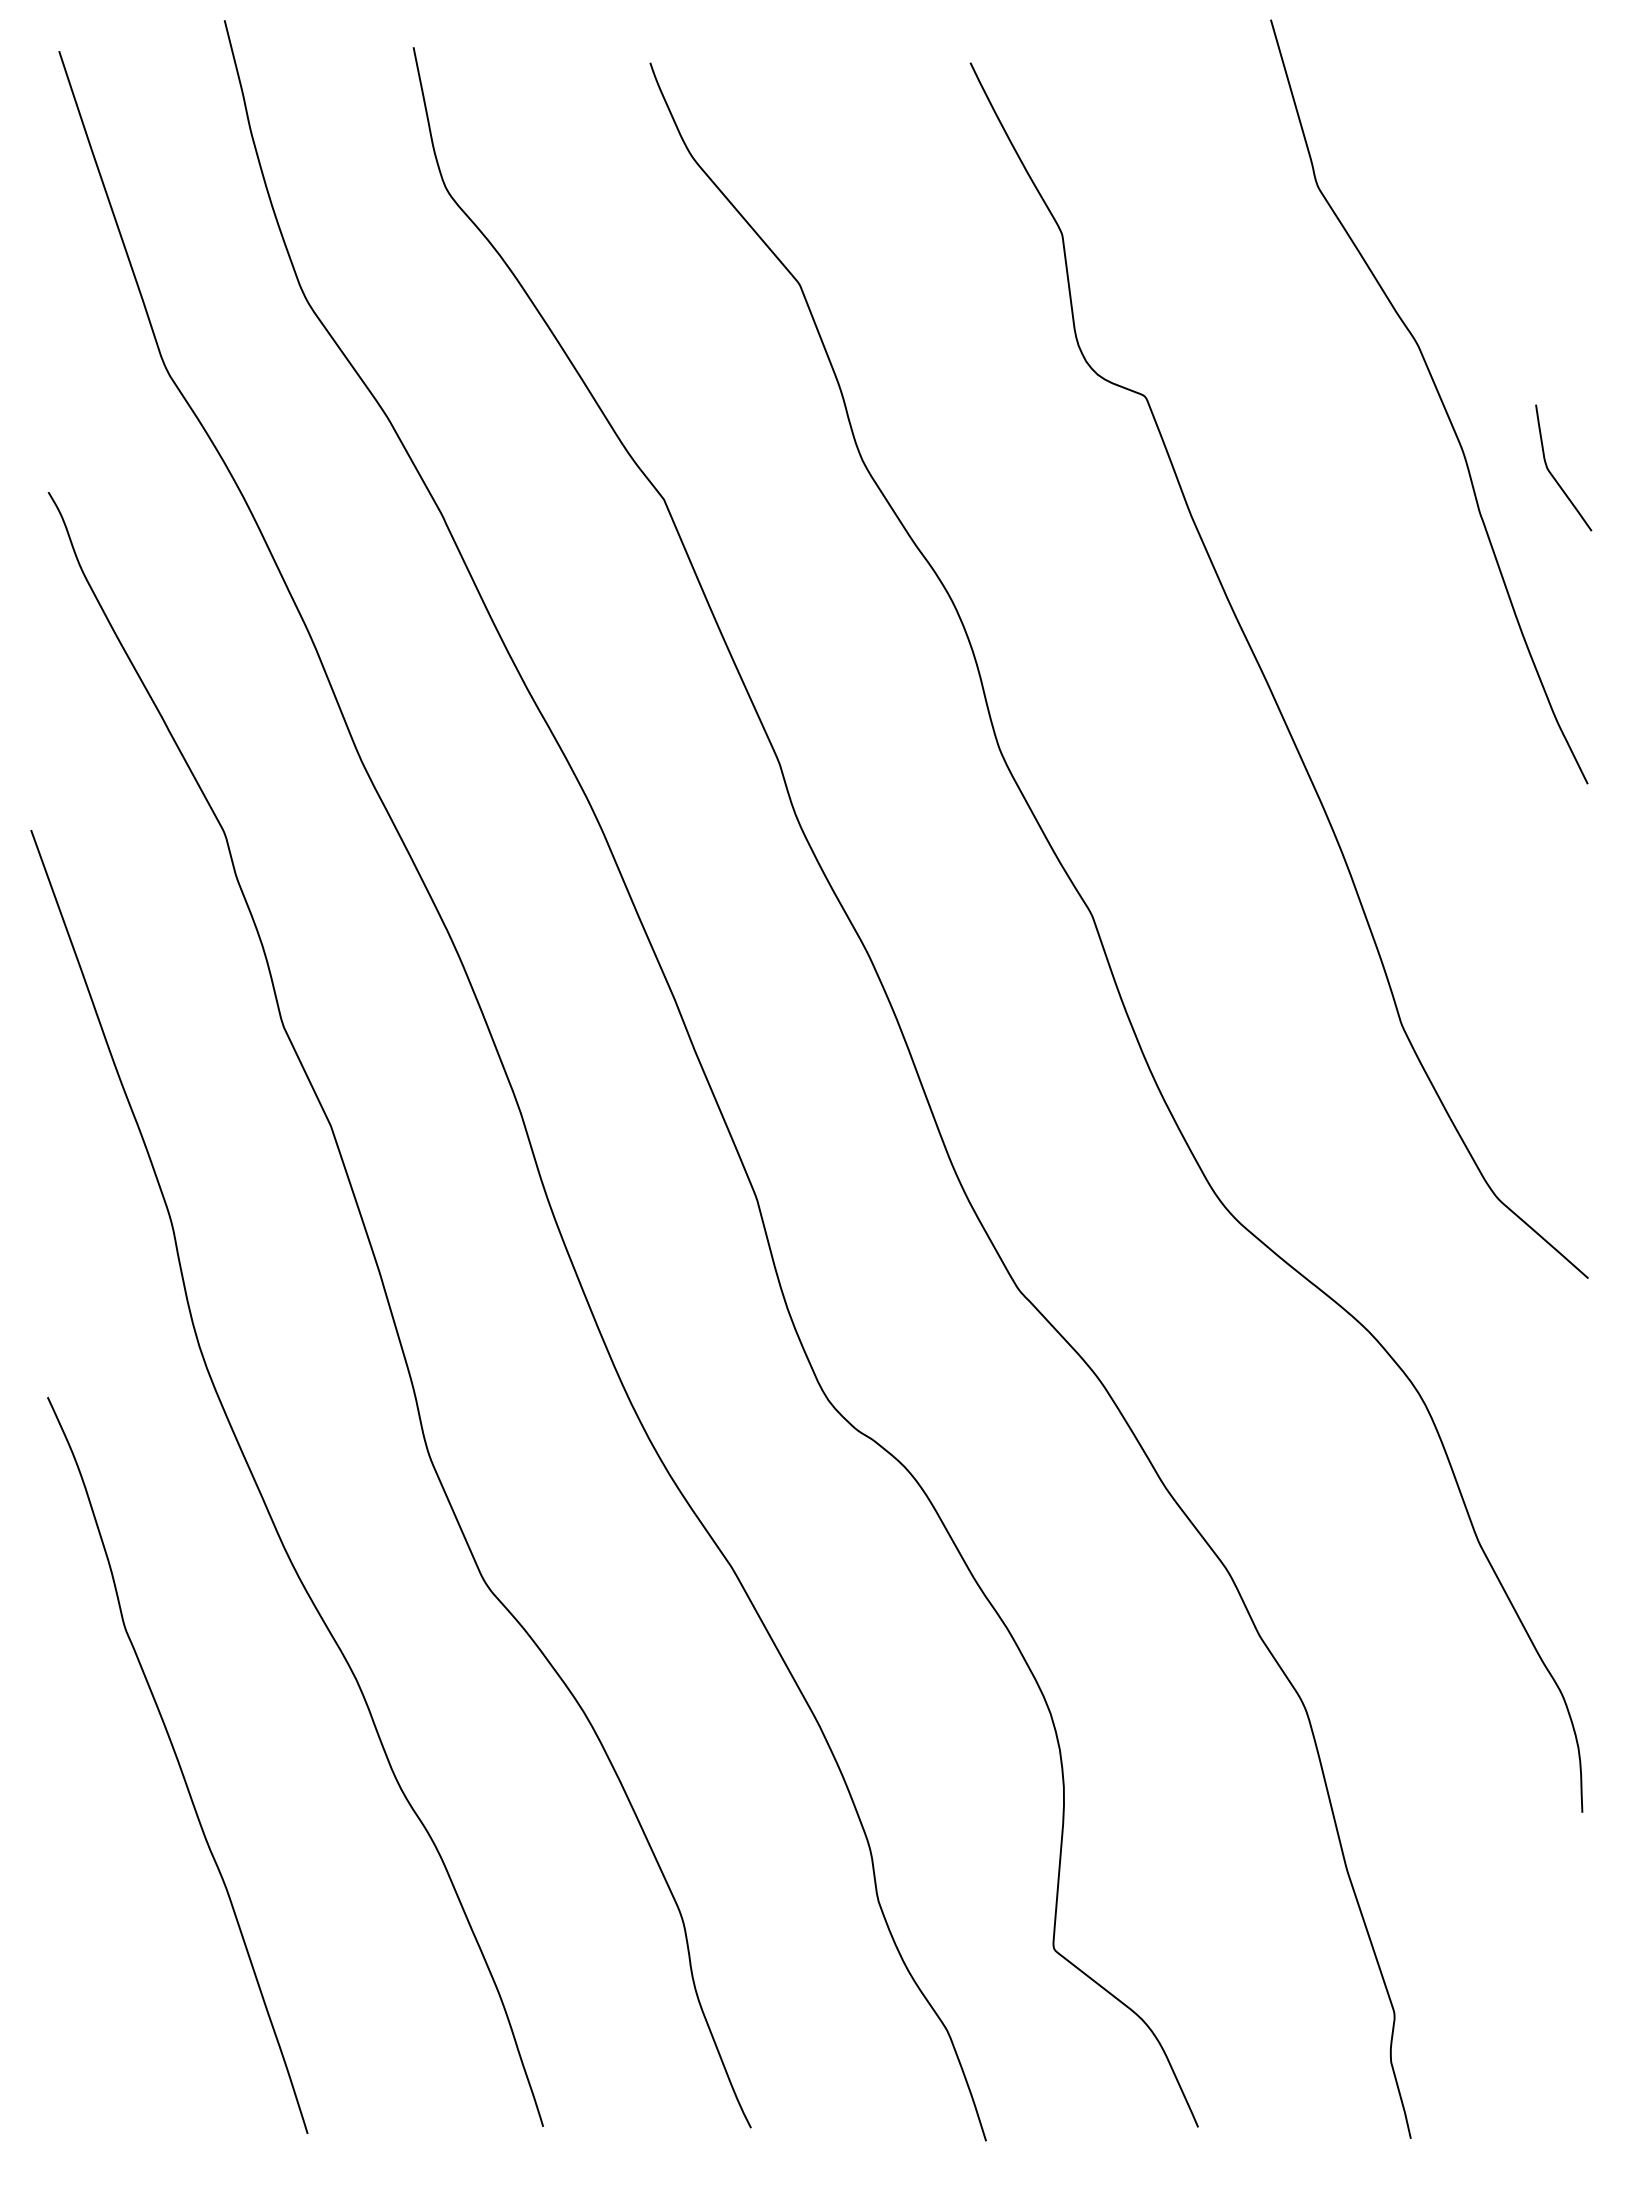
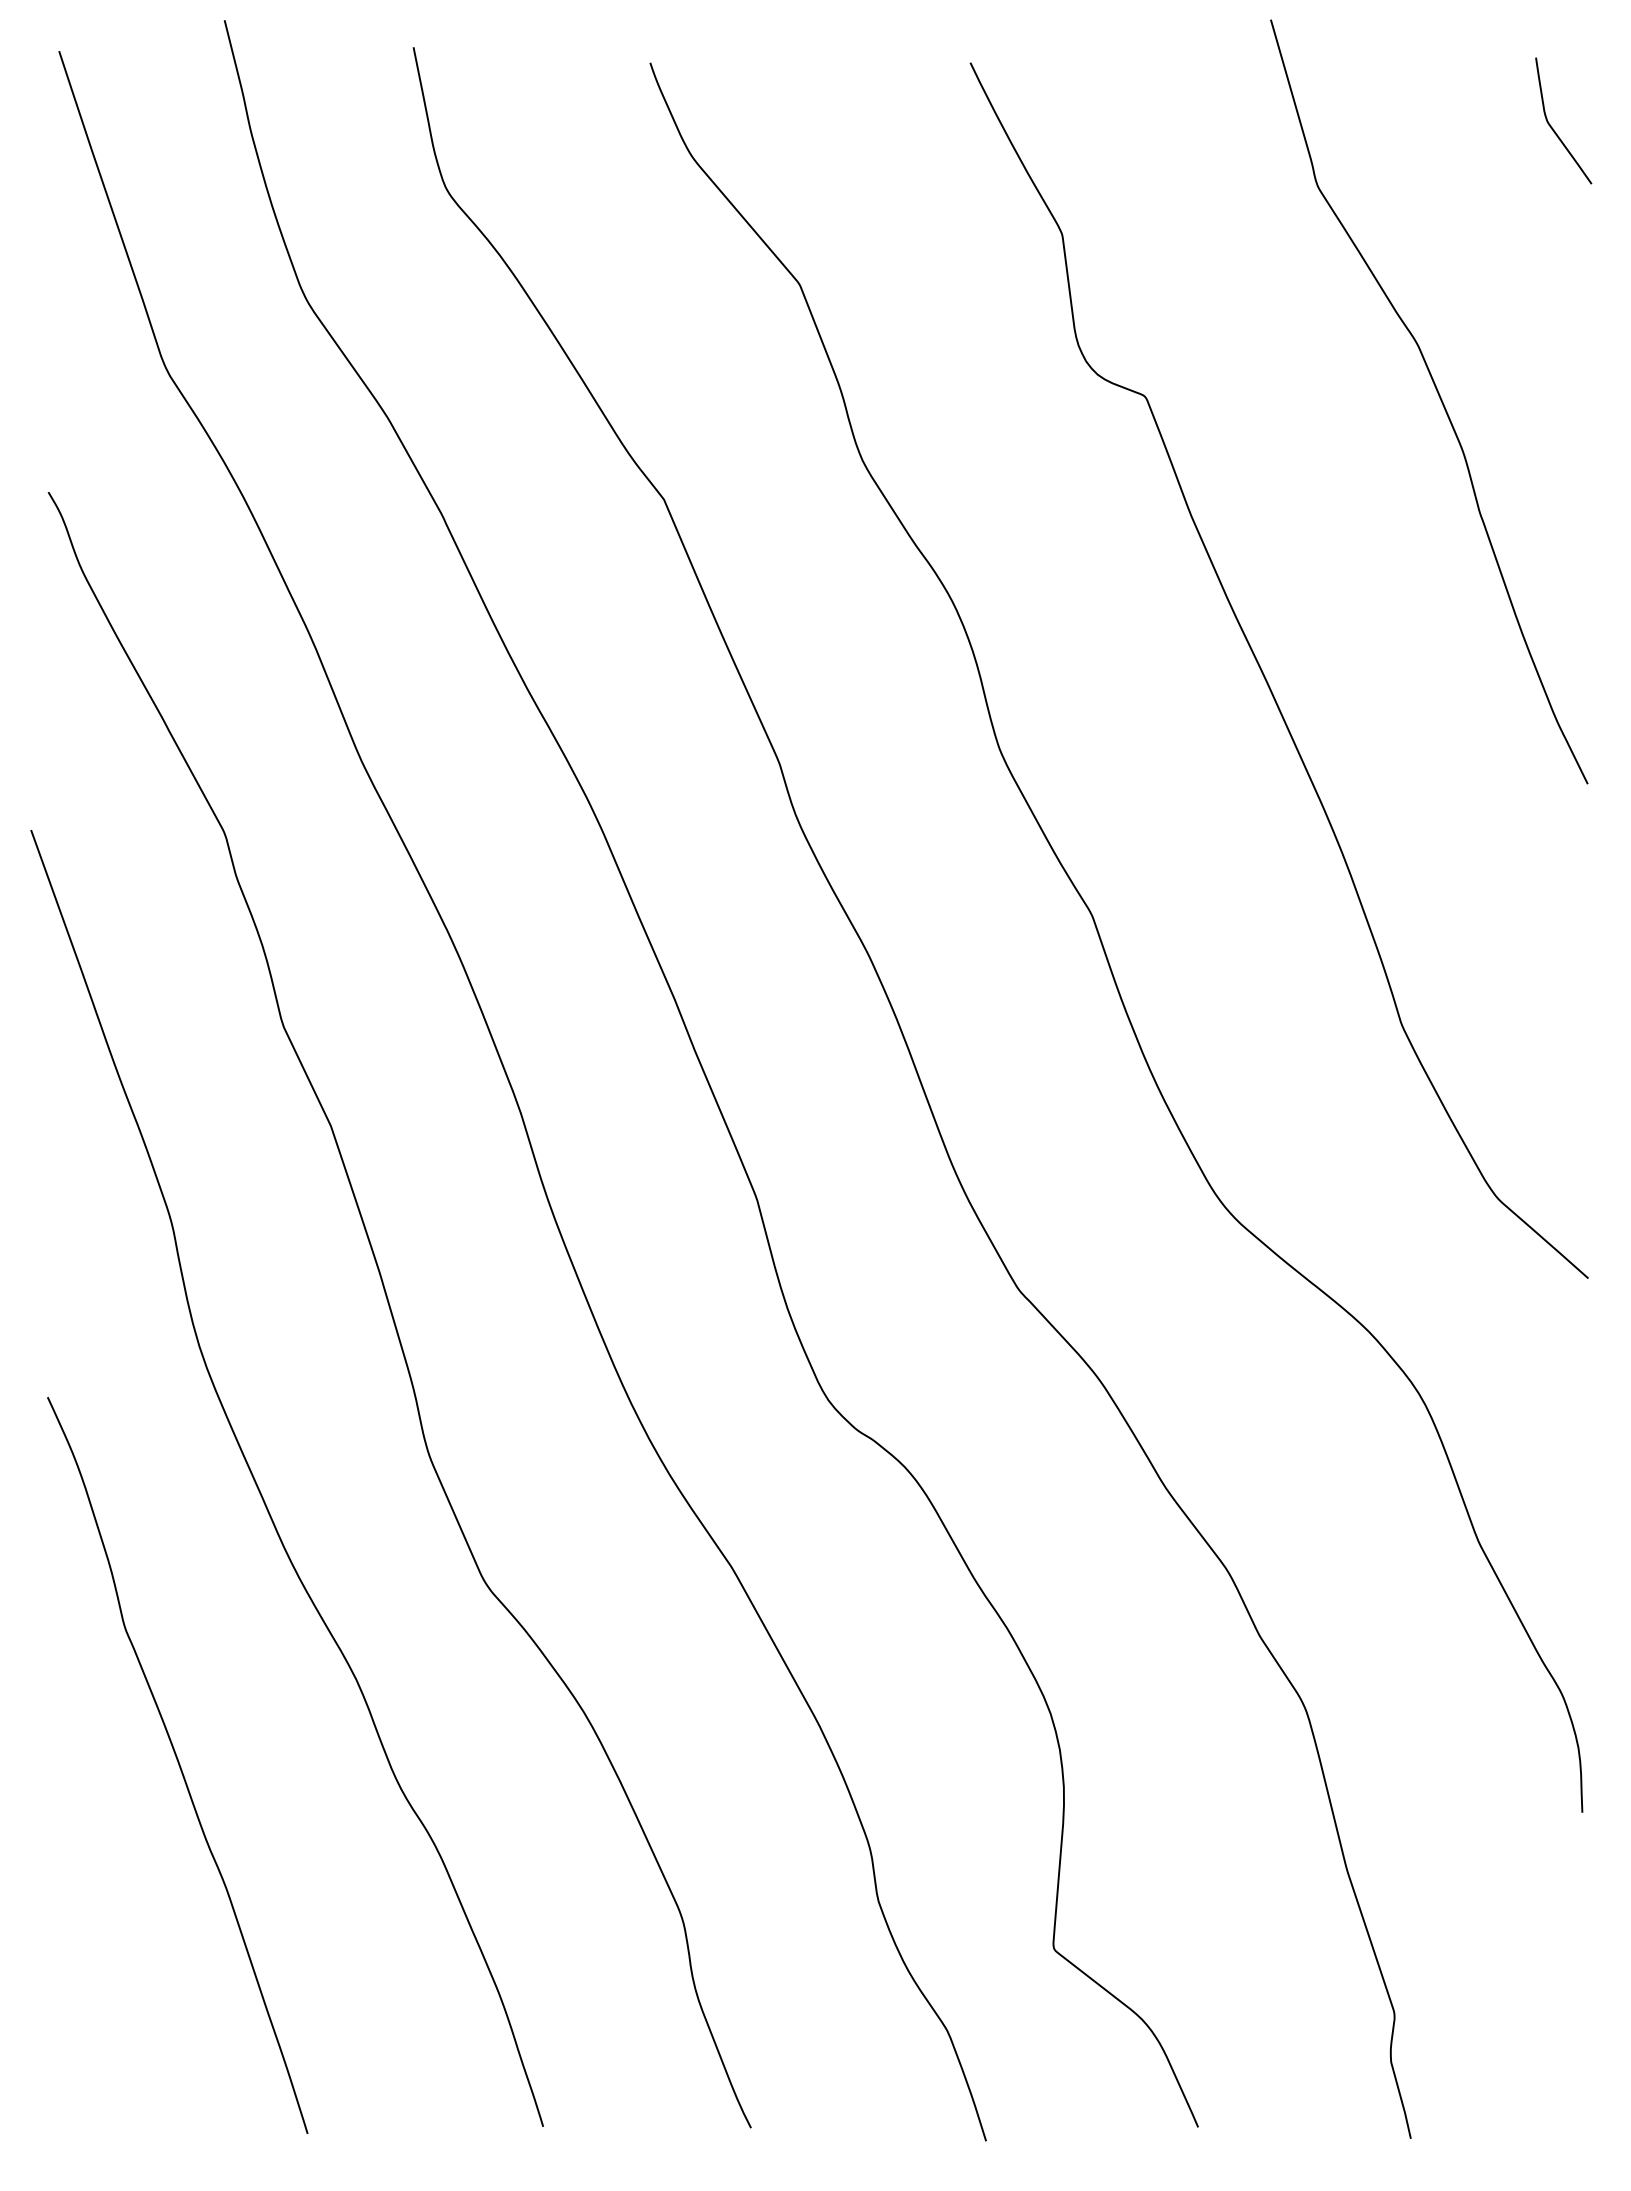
curve position: (1553, 475) -> (1553, 128) (1553, 128)
